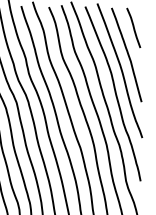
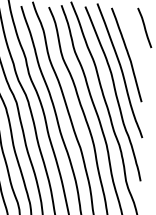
line position: (133, 27) -> (144, 27) (144, 27)
